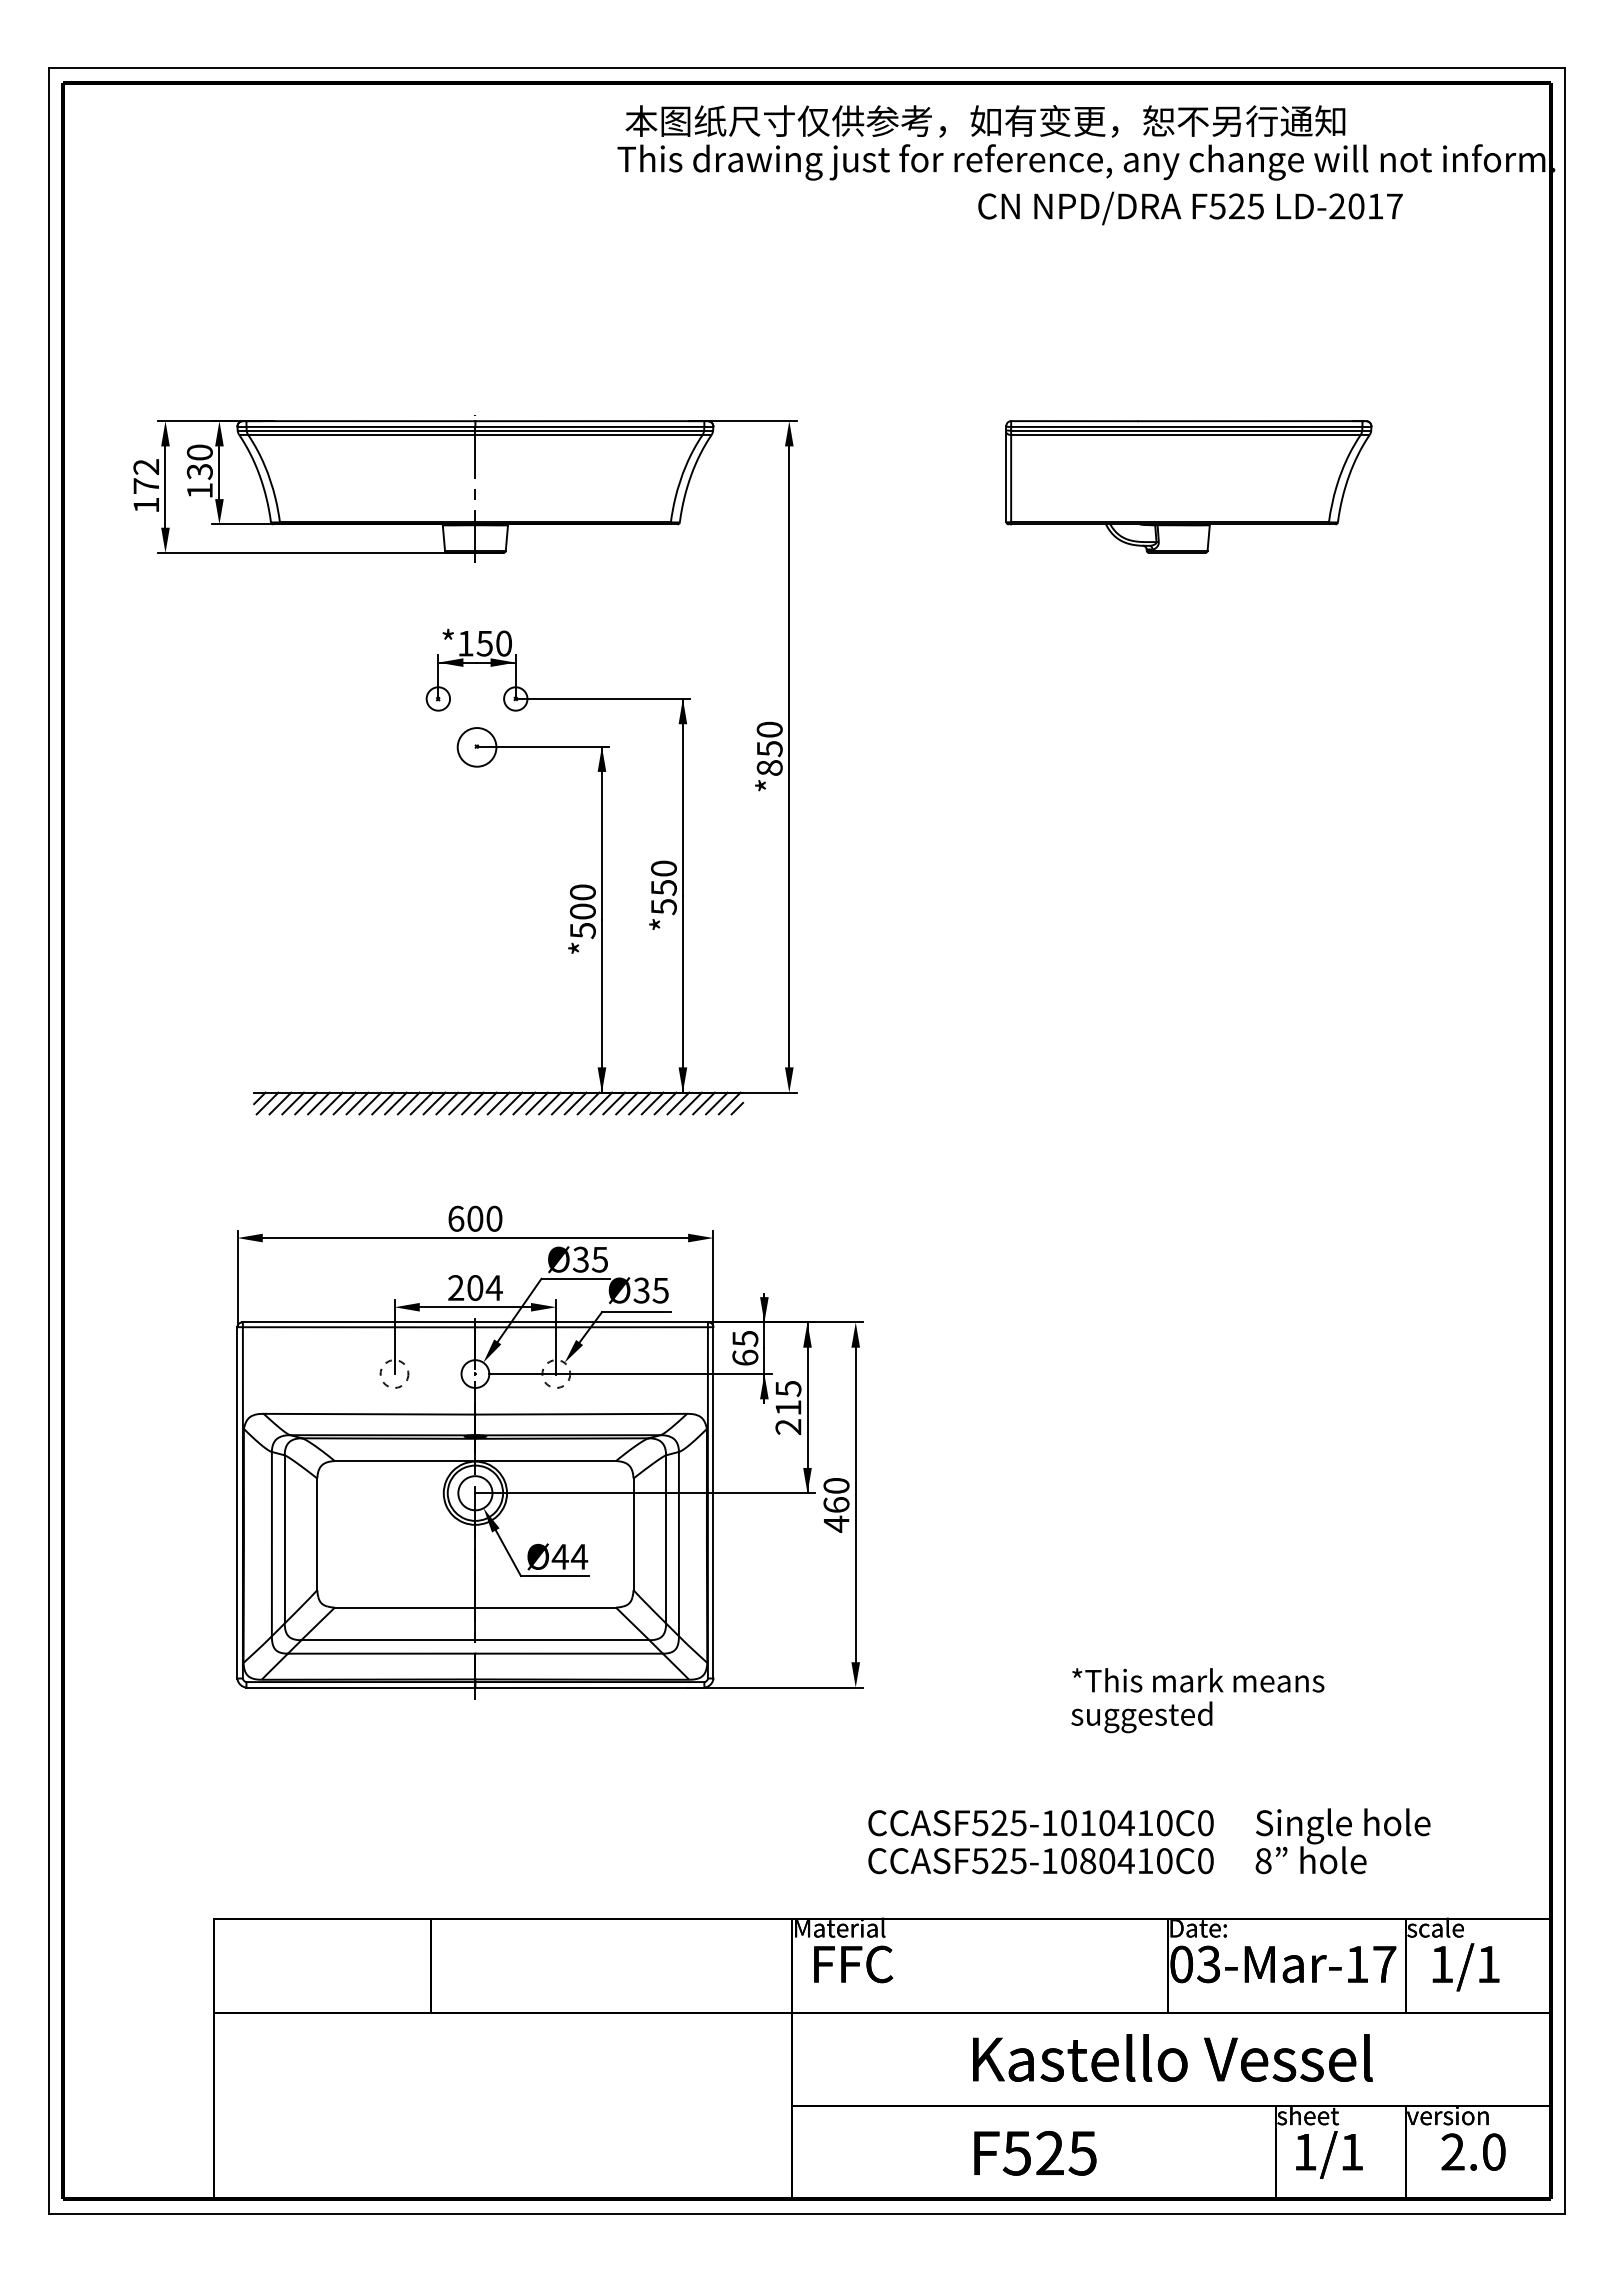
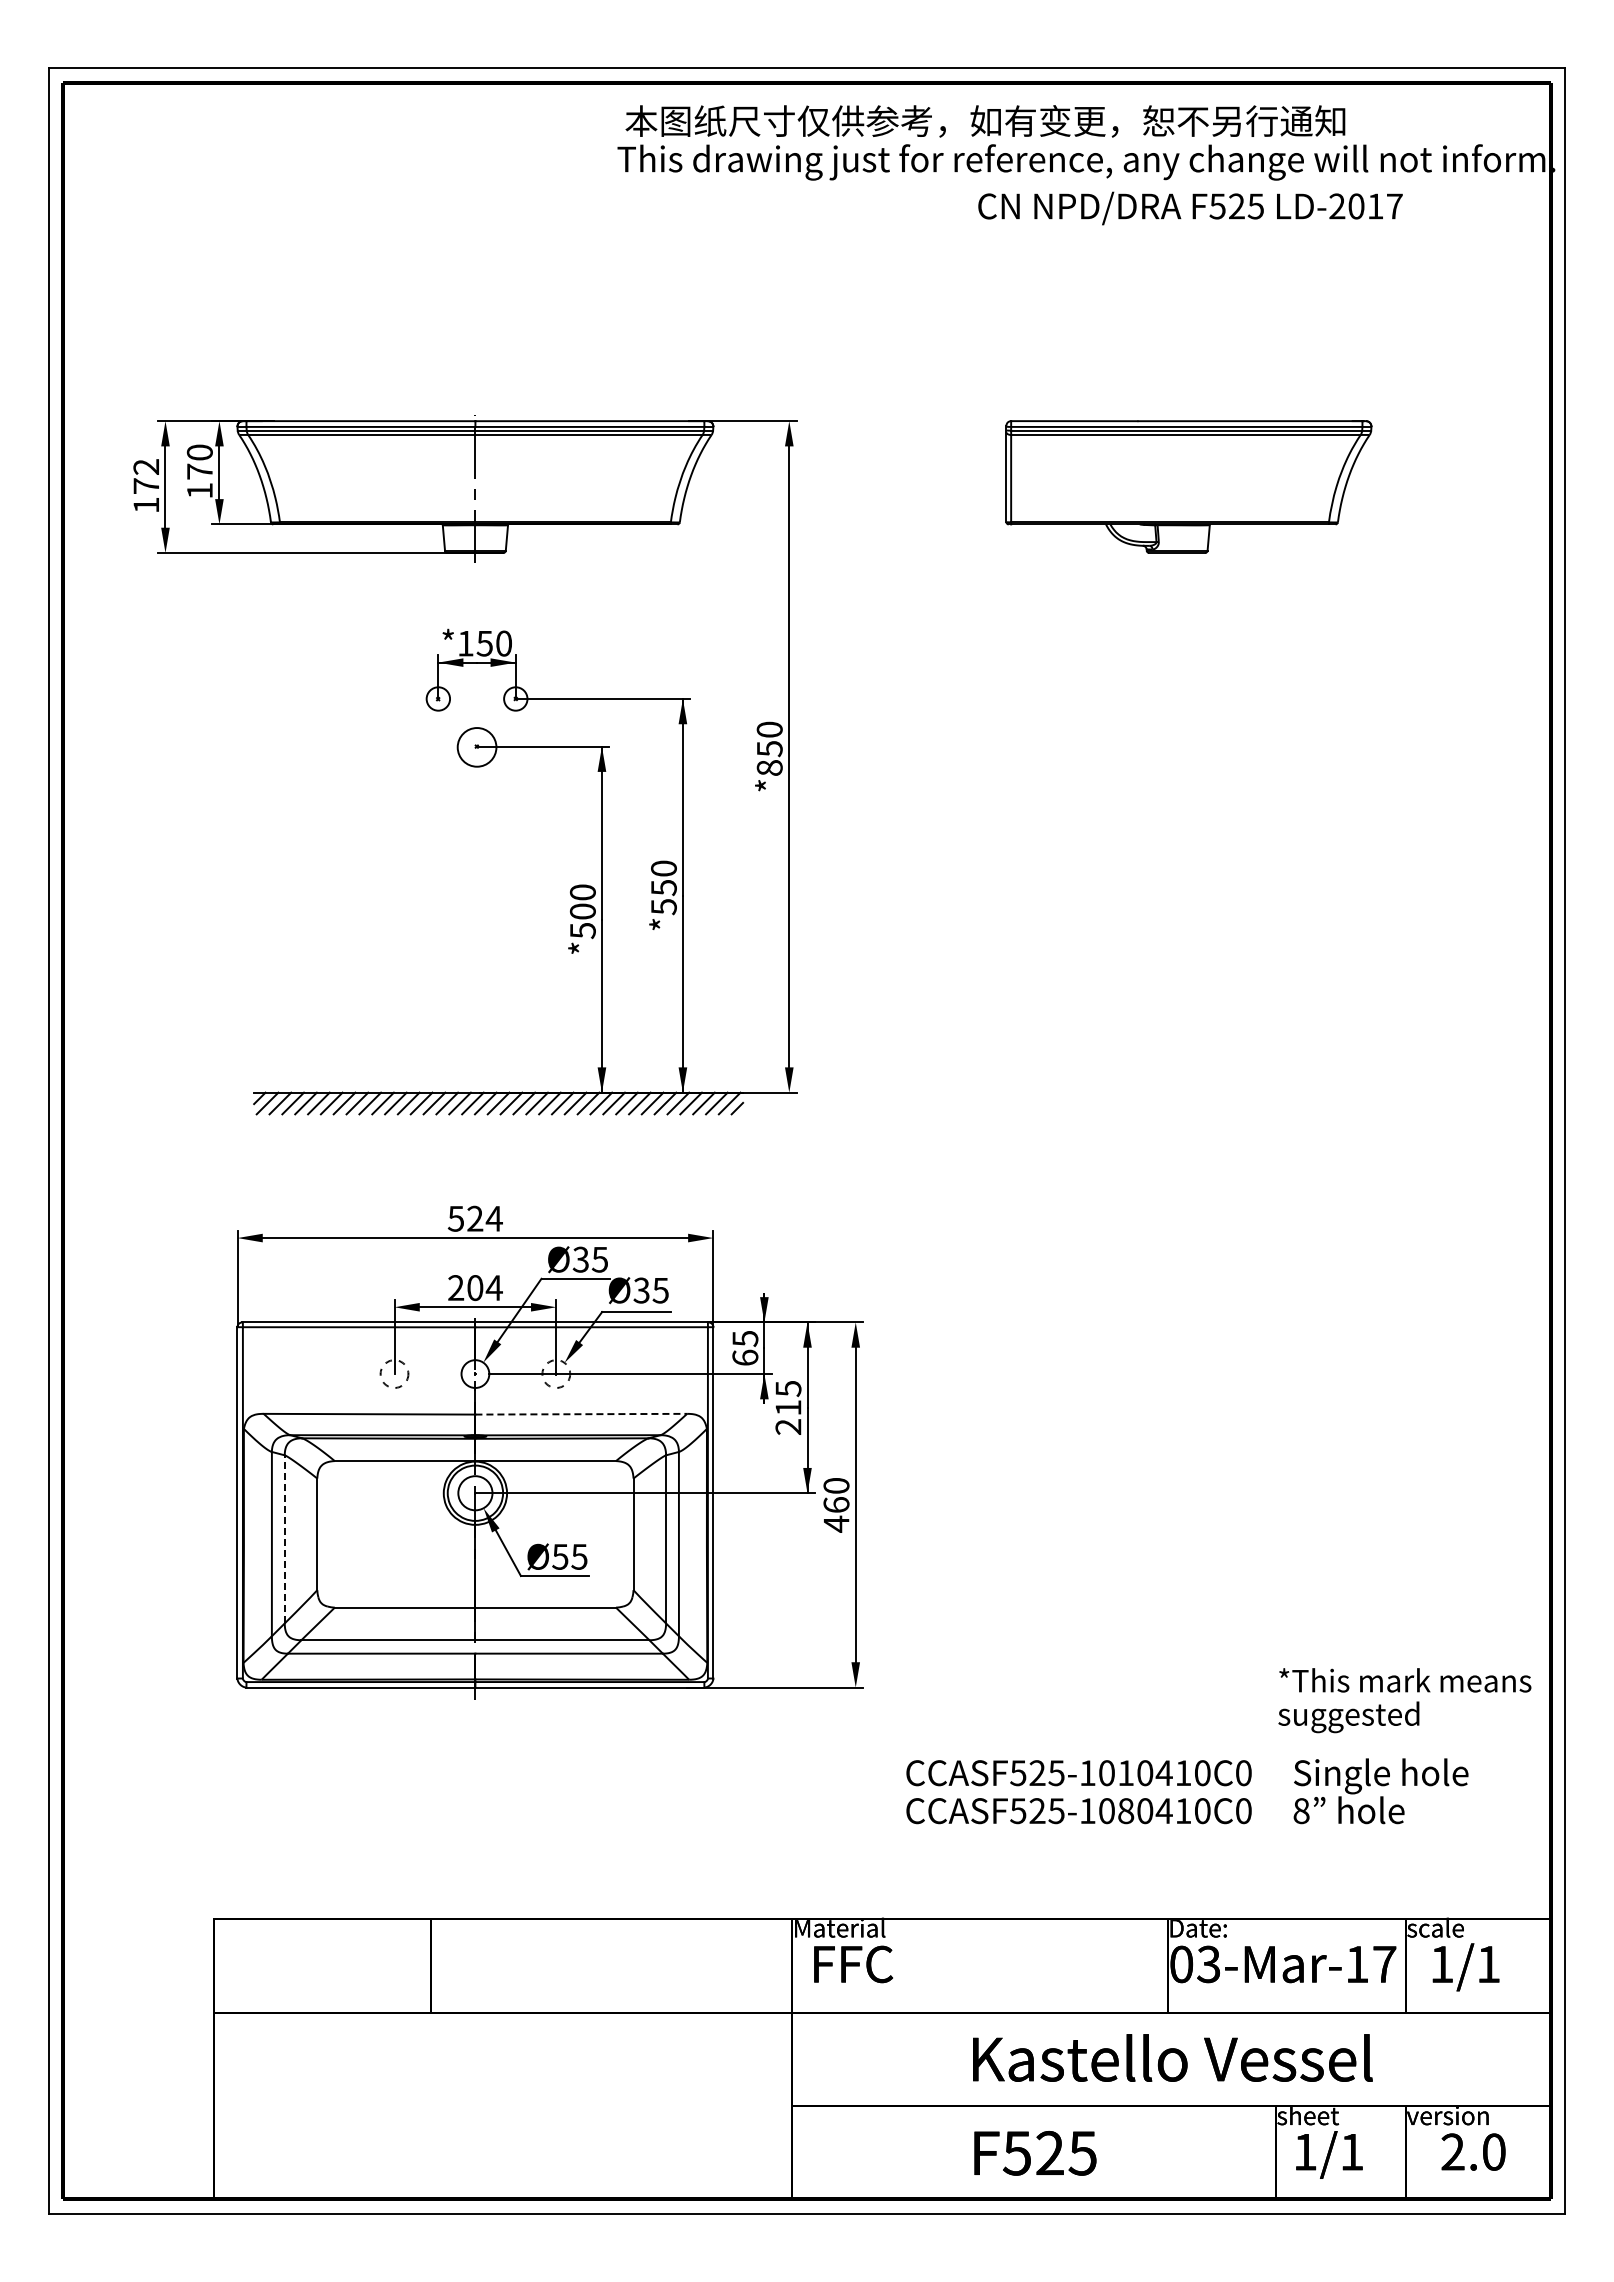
text: 130 -> 170 (199, 471)
text: 600 -> 524 (474, 1218)
line: solid -> dashed (581, 1414)
line: solid -> dashed (284, 1538)
text: Ø44 -> Ø55 (569, 1556)
text position: (1197, 1700) -> (1404, 1700) (1404, 1700)
text position: (1149, 1841) -> (1187, 1791) (1187, 1791)
